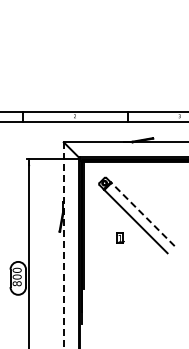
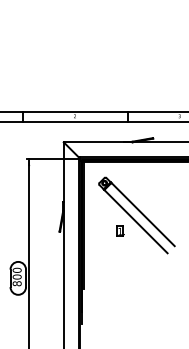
line: dashed -> solid (143, 214)
part position: (120, 237) -> (120, 230) (120, 230)
line: dashed -> solid (63, 245)
